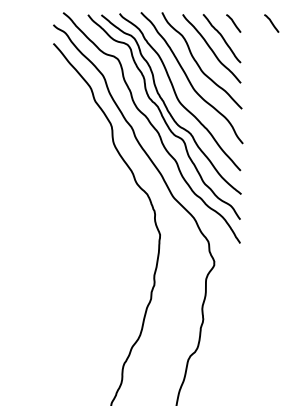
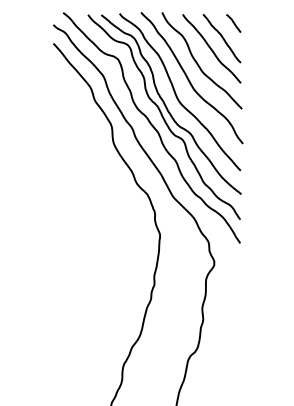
line: present -> none (271, 23)
